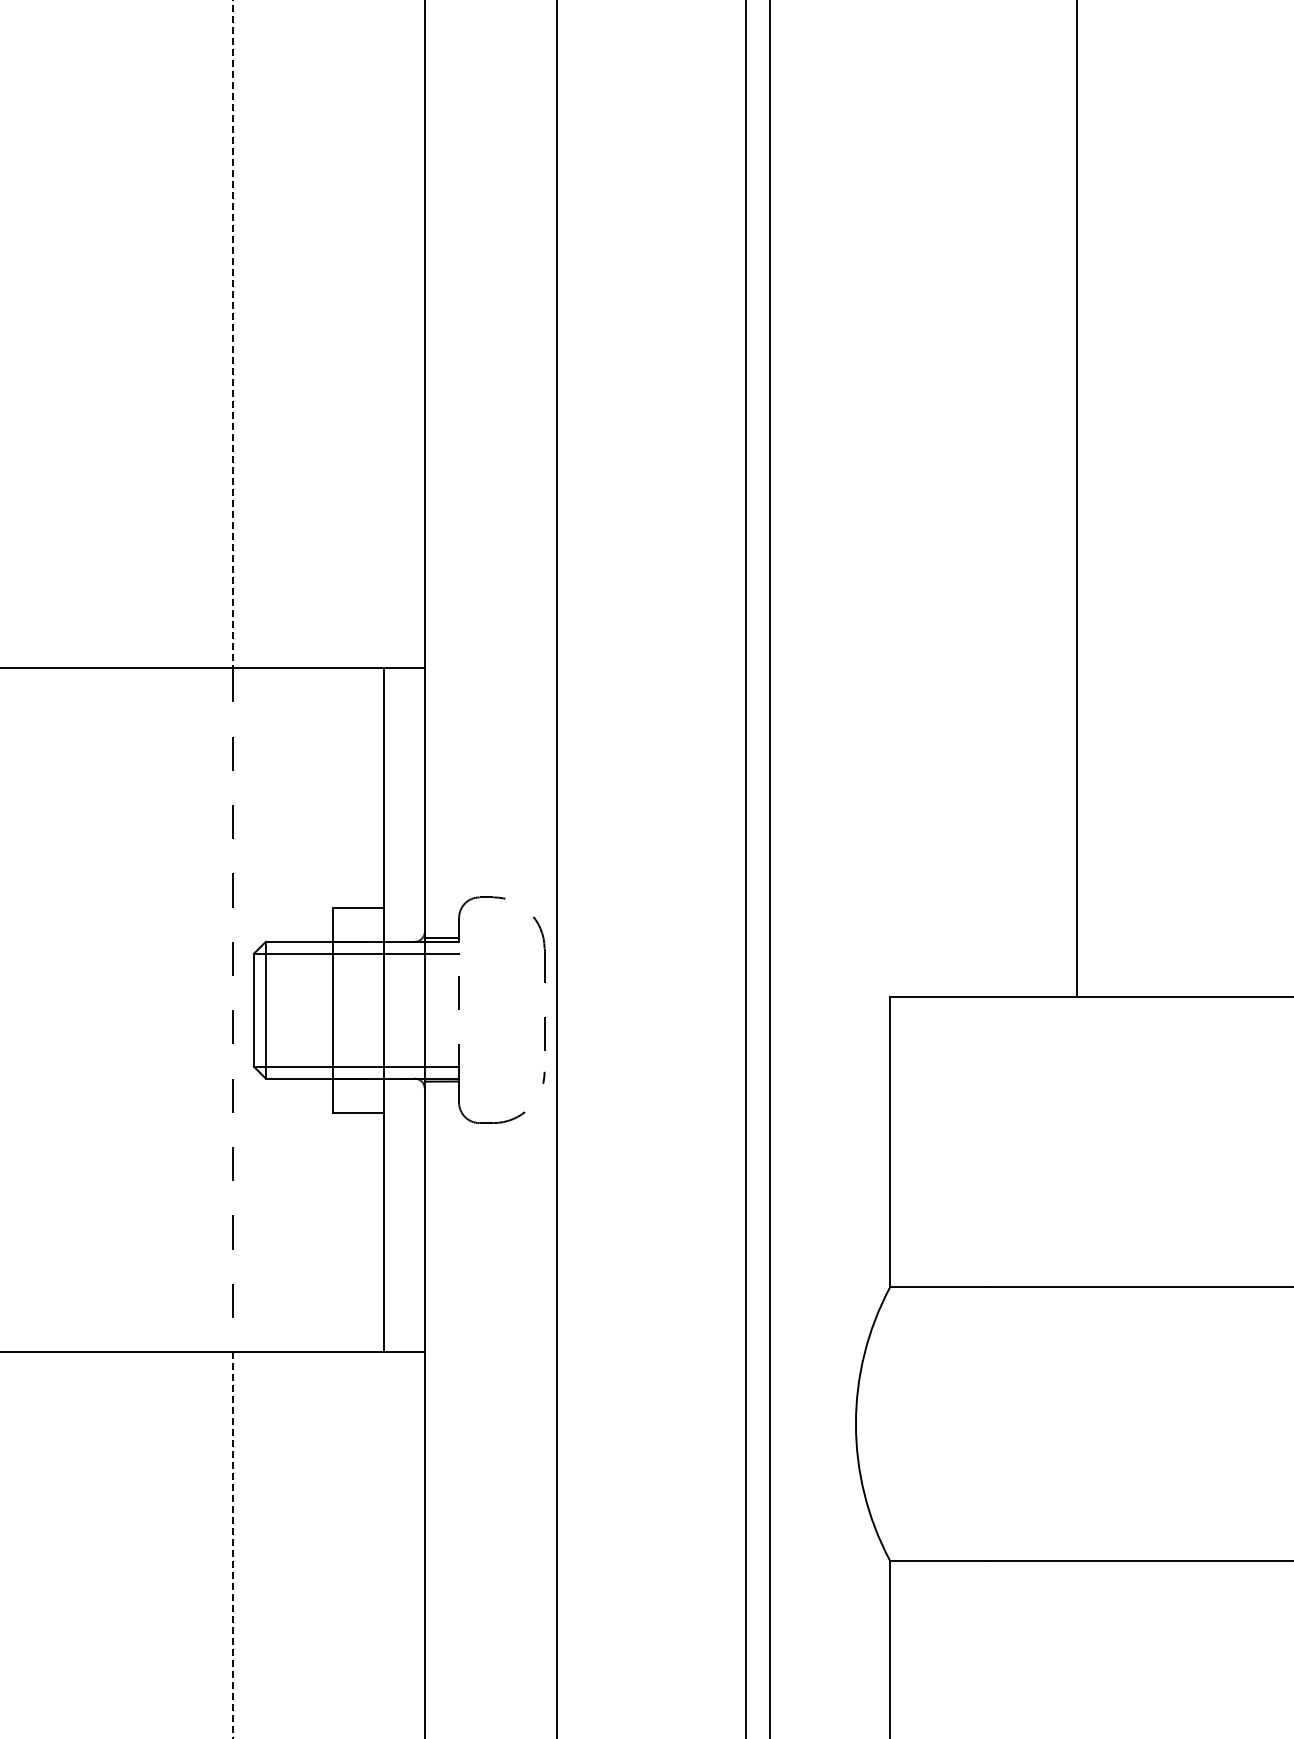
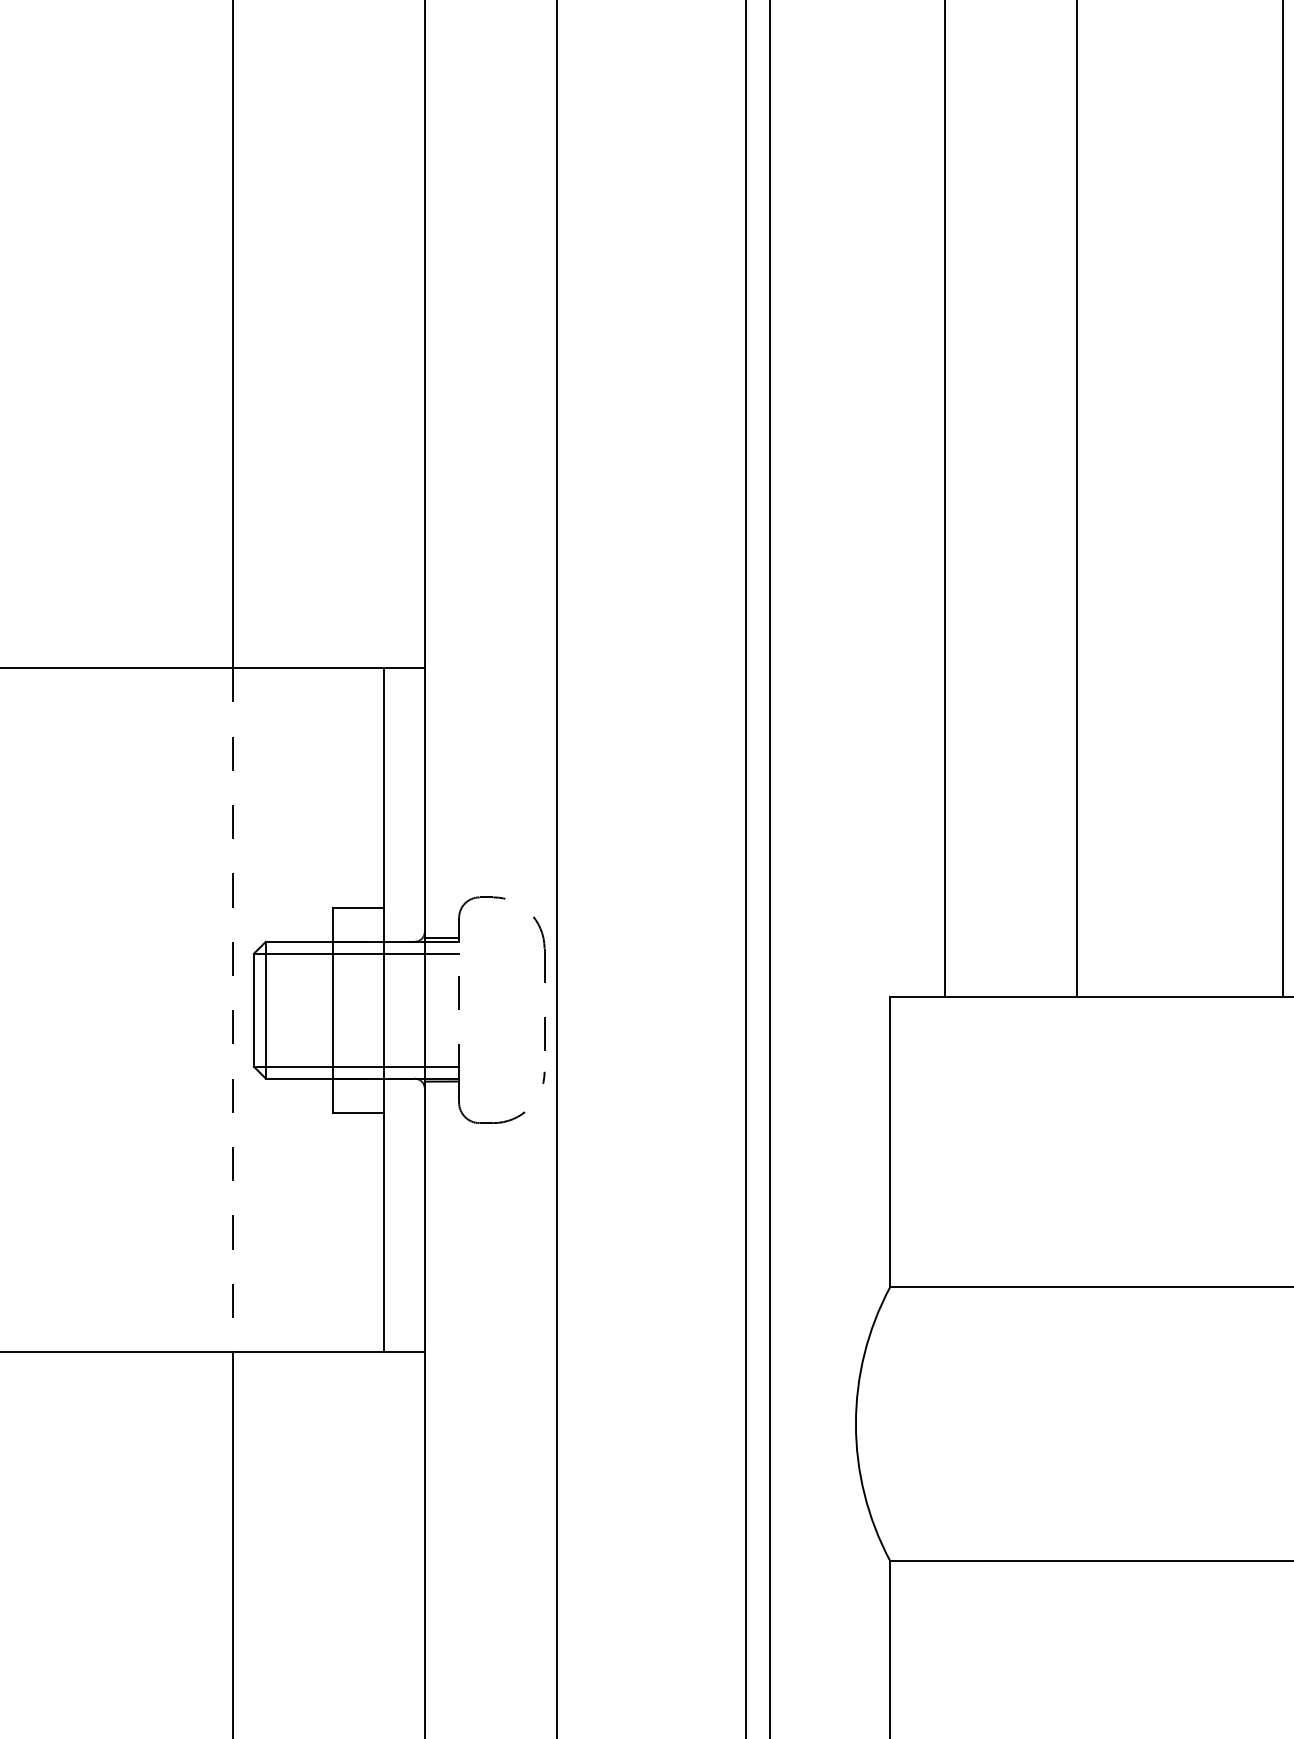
line: dashed -> solid (233, 334)
line: none -> present (944, 499)
line: none -> present (1283, 499)
line: dashed -> solid (233, 1546)
